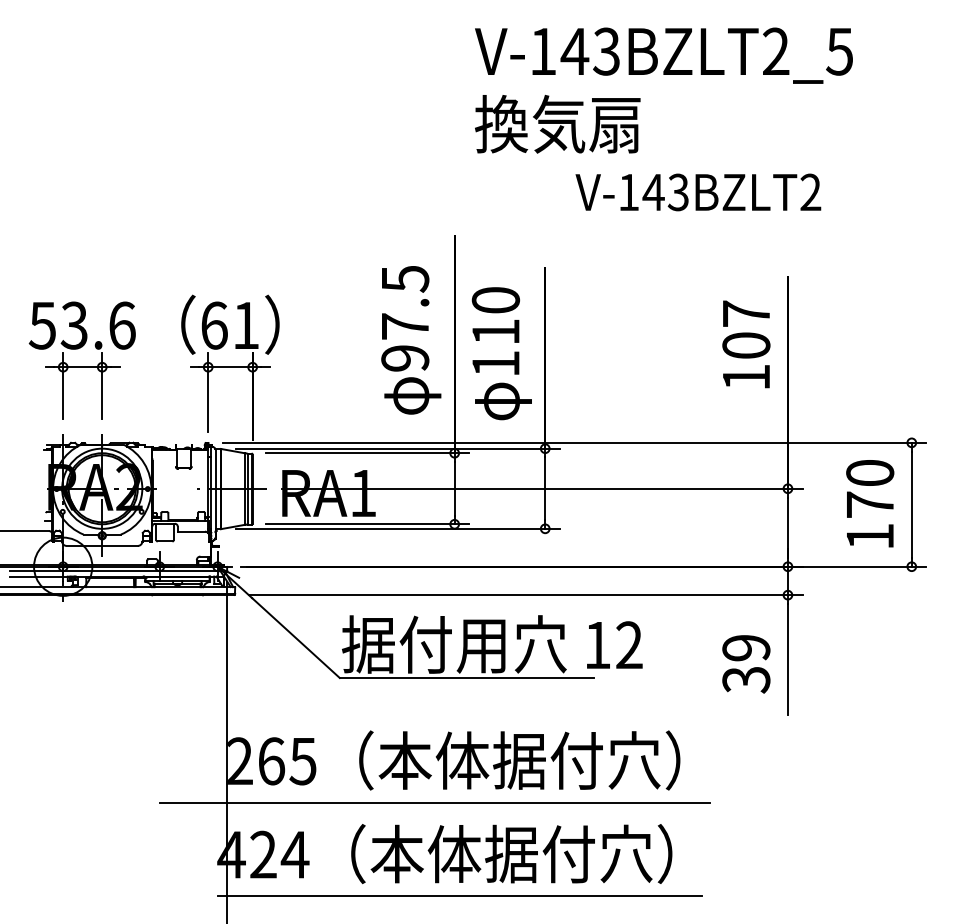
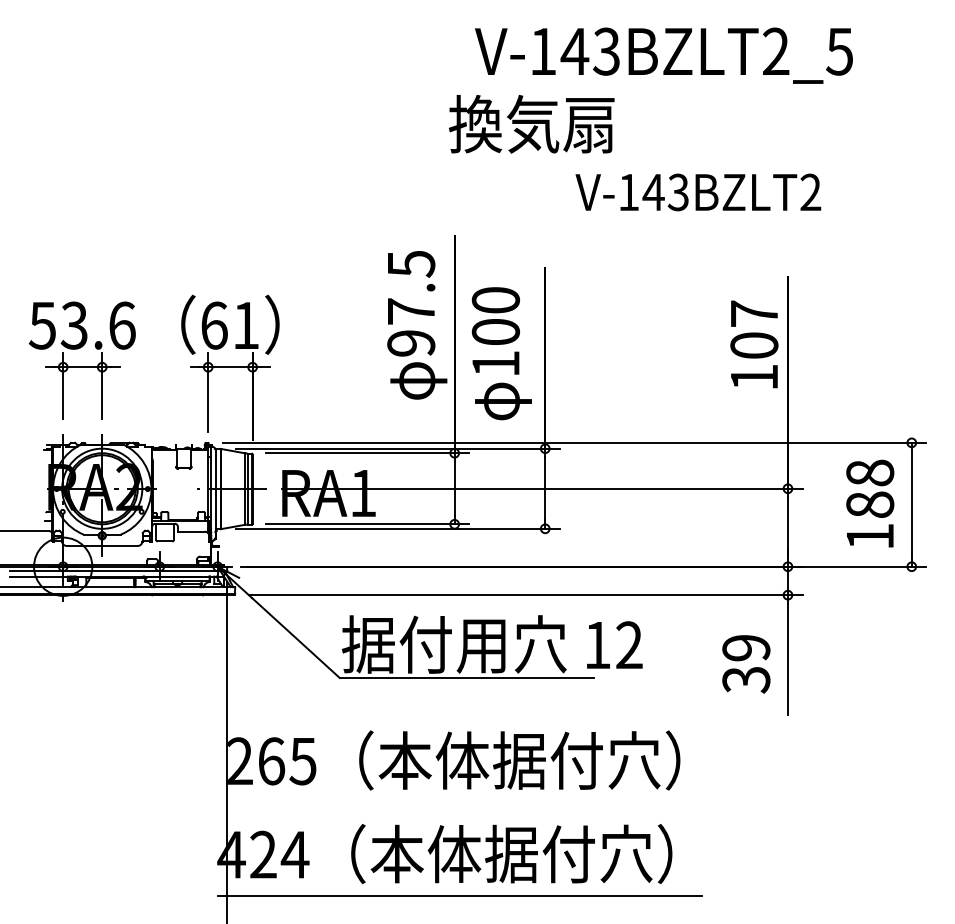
text position: (557, 123) -> (531, 123) (531, 123)
text: 110 -> 100 (495, 331)
text position: (411, 340) -> (417, 325) (417, 325)
text position: (746, 344) -> (754, 344) (754, 344)
text: 170 -> 188 (870, 488)
line: present -> none (434, 802)
